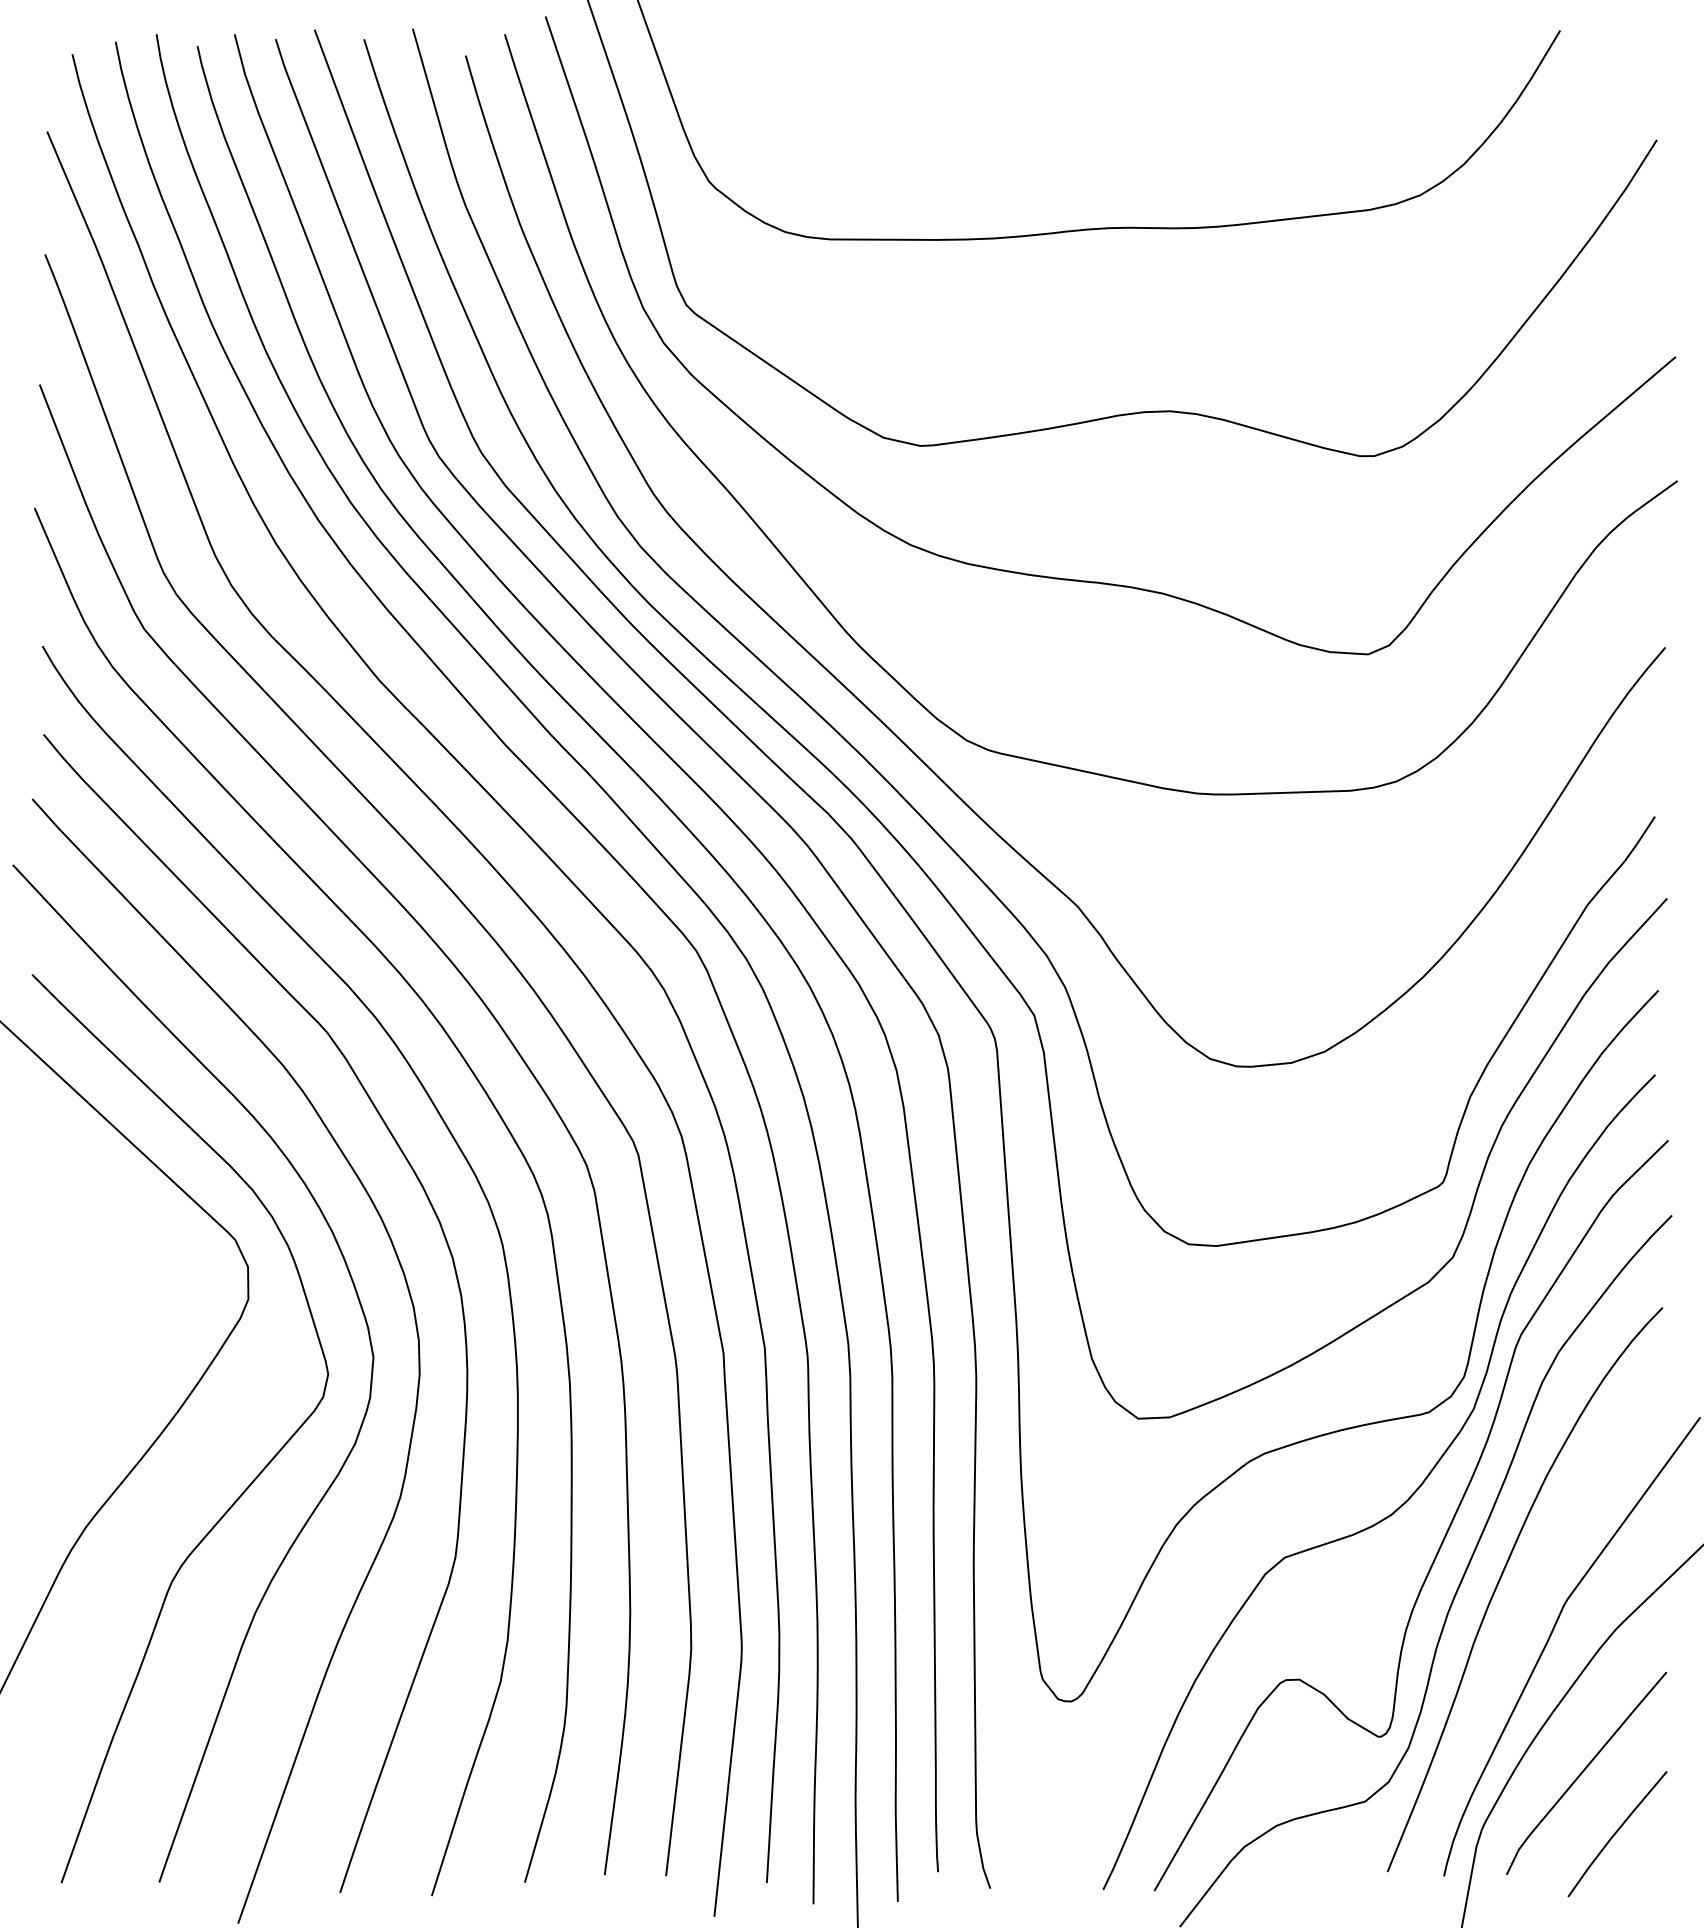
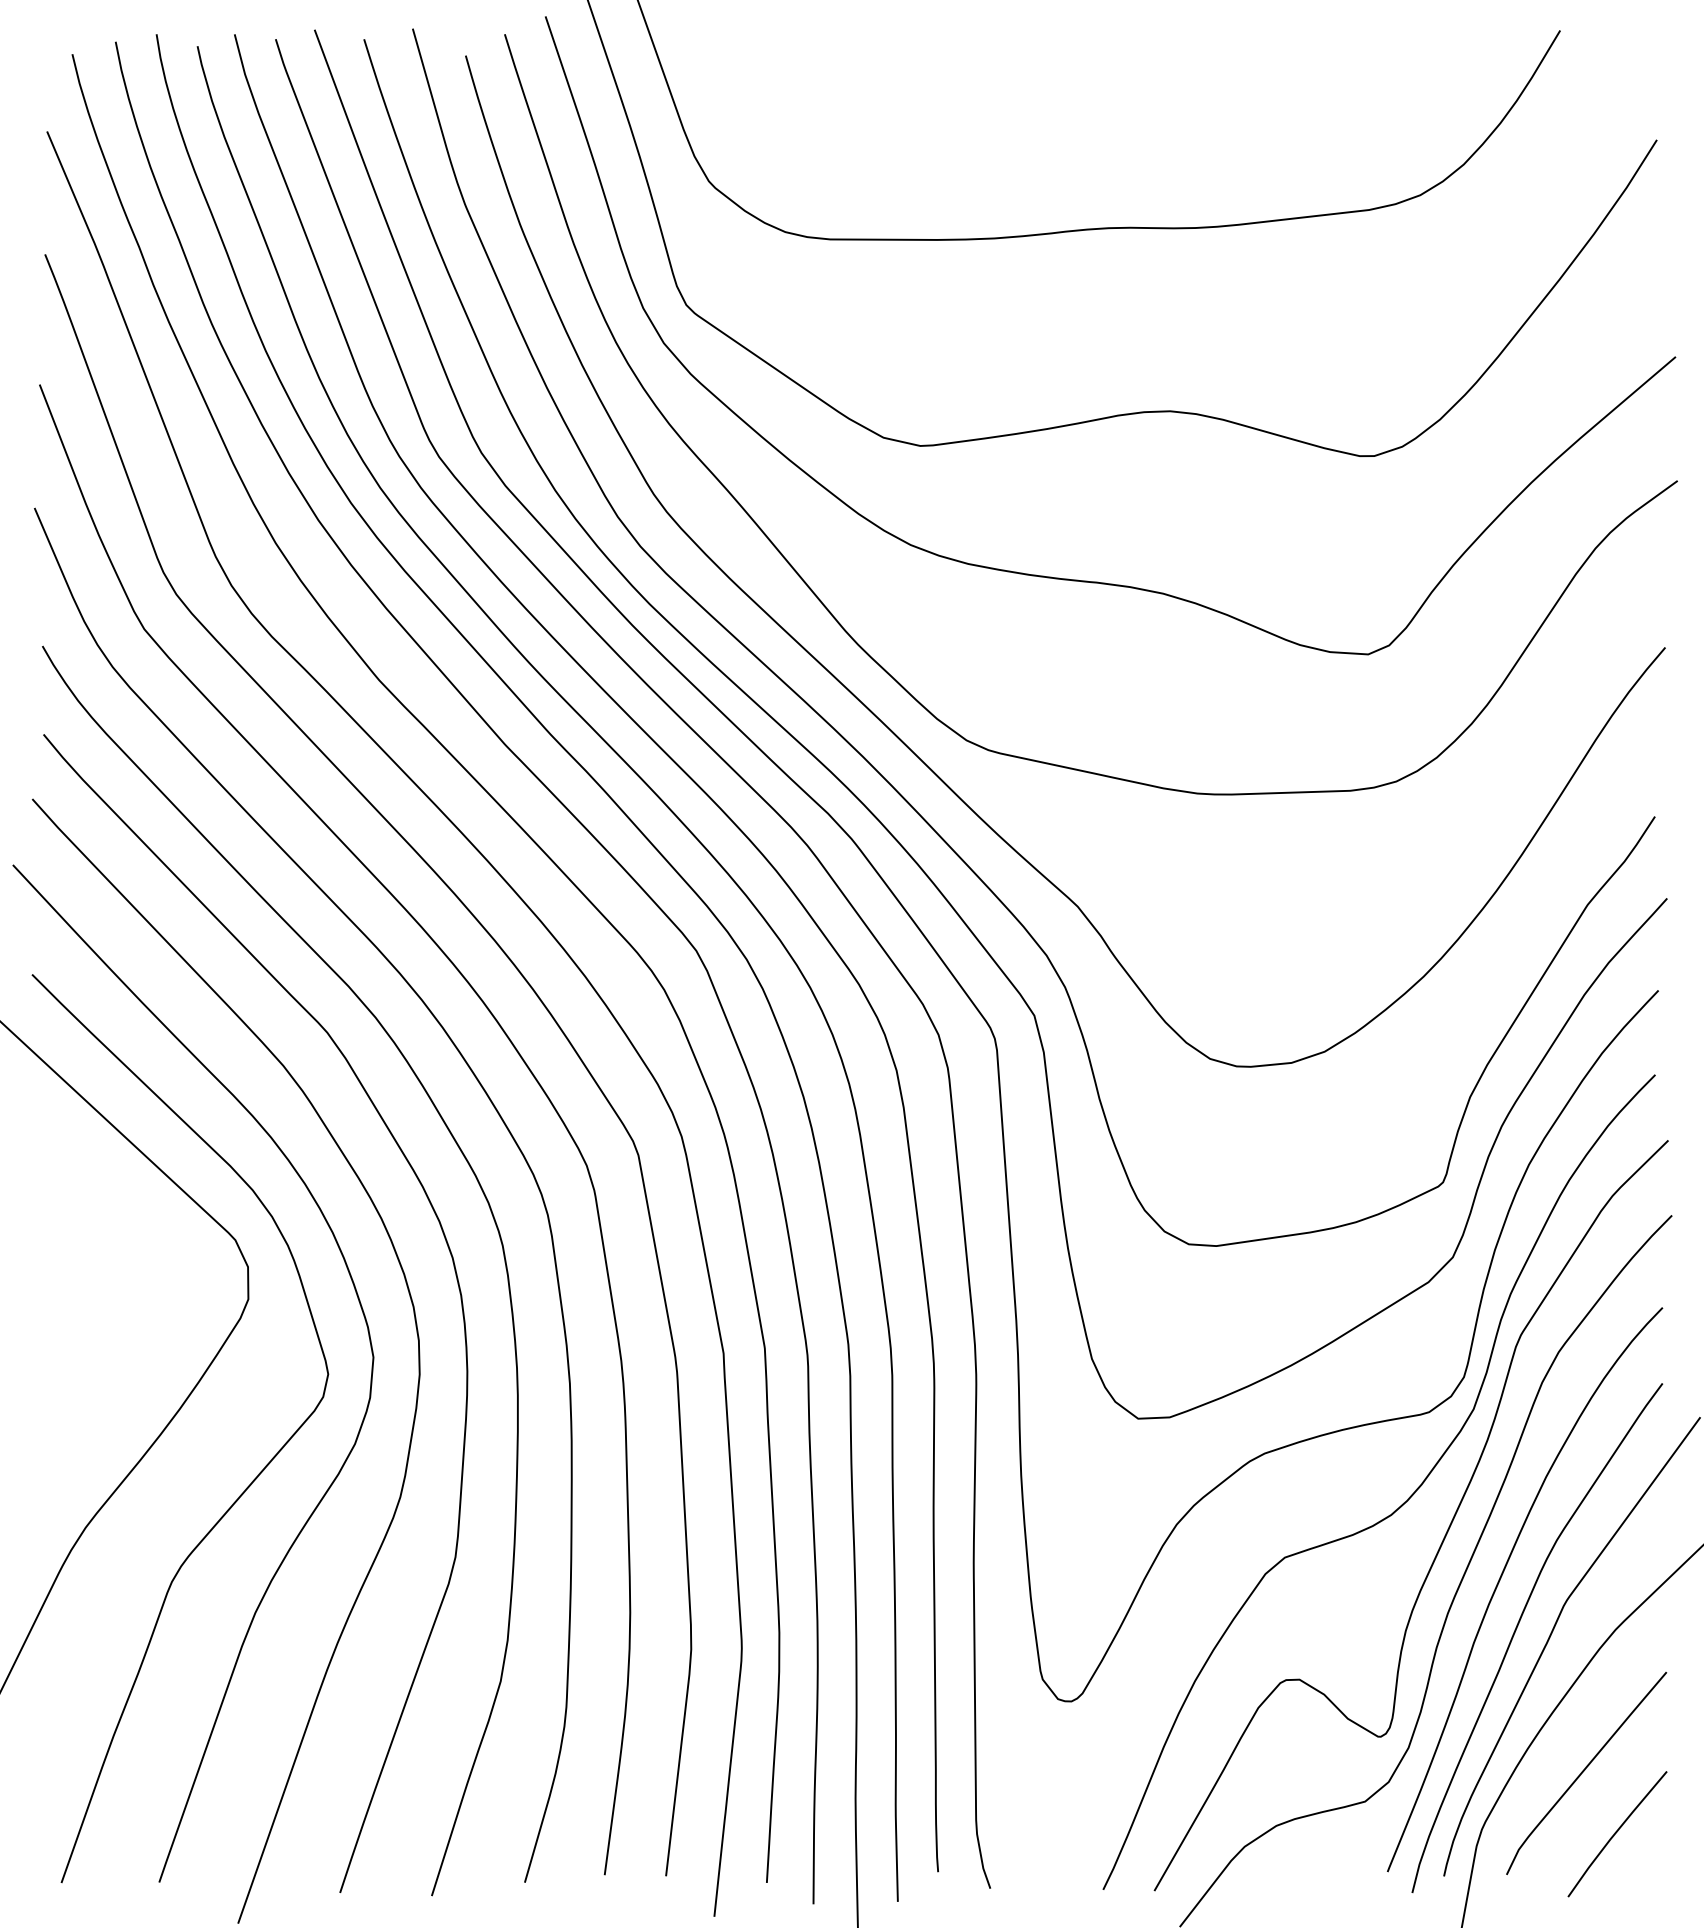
curve: none -> present (1517, 1628)
